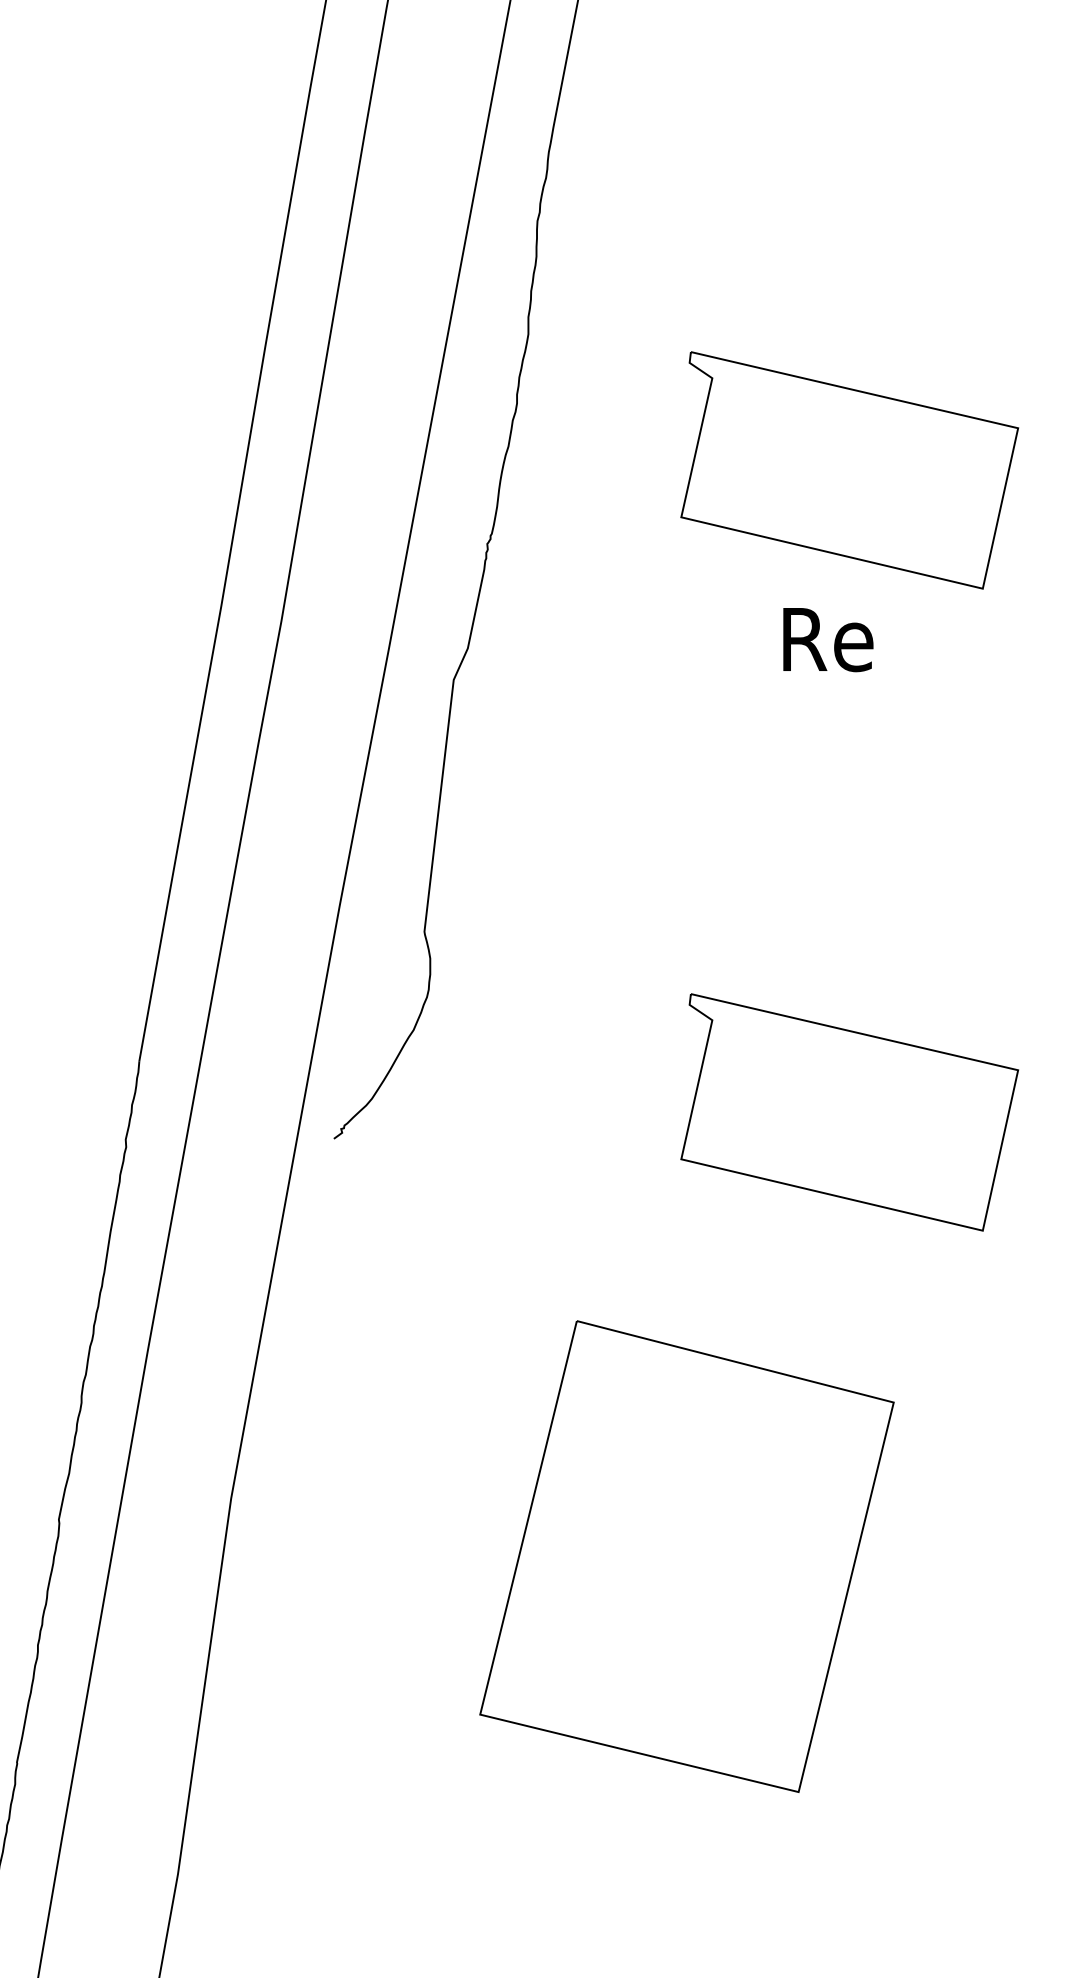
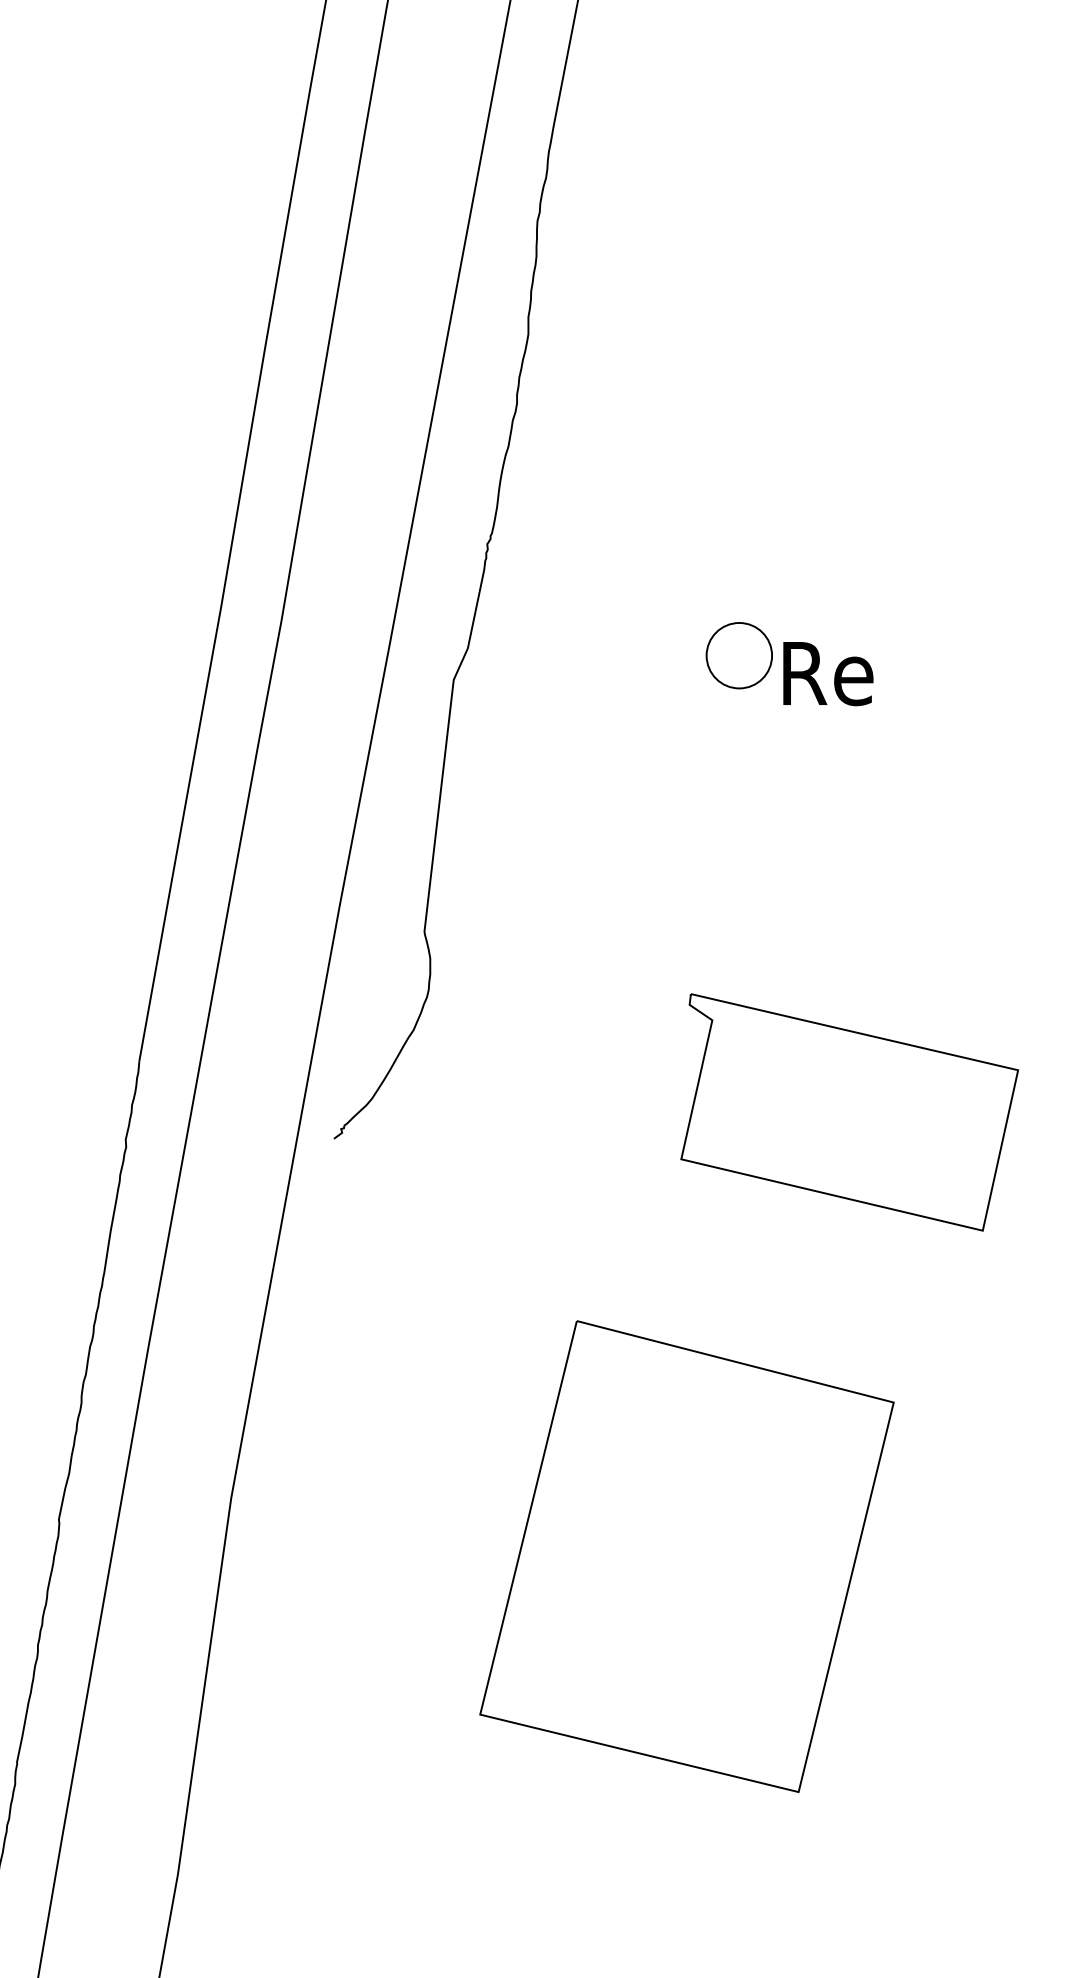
part: present -> none (849, 470)
text position: (828, 640) -> (828, 674) (828, 674)
circle: none -> present (738, 655)
